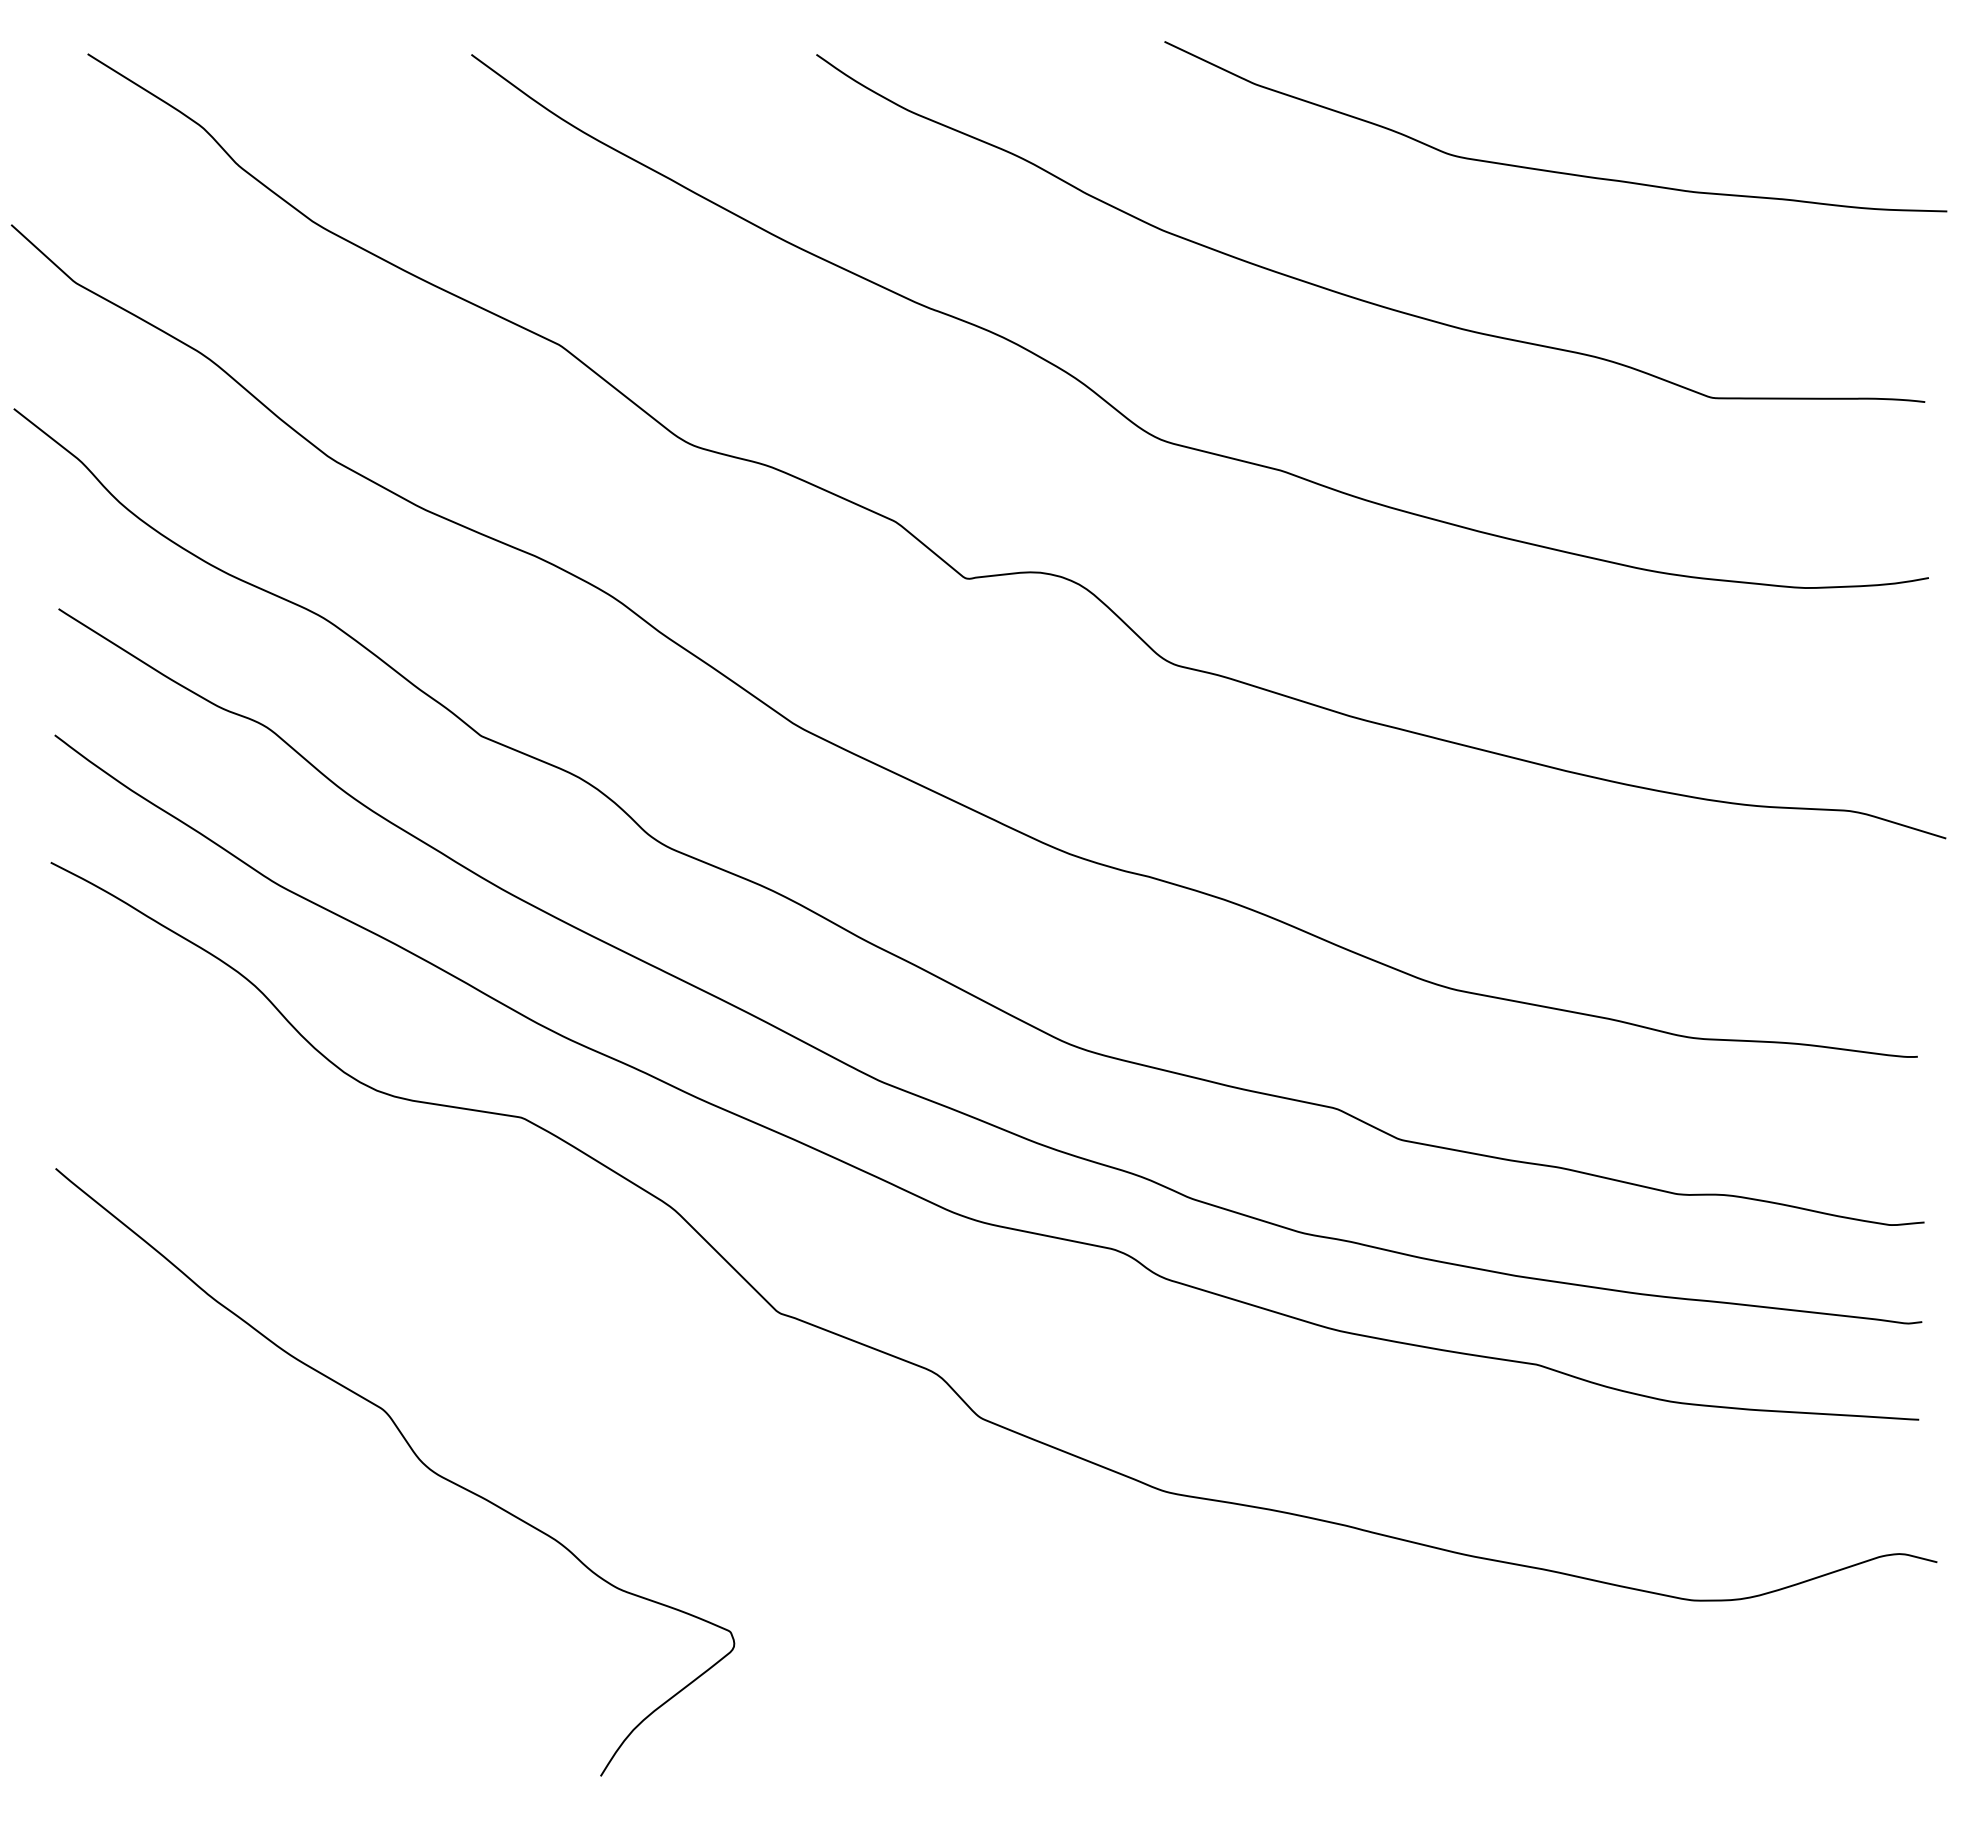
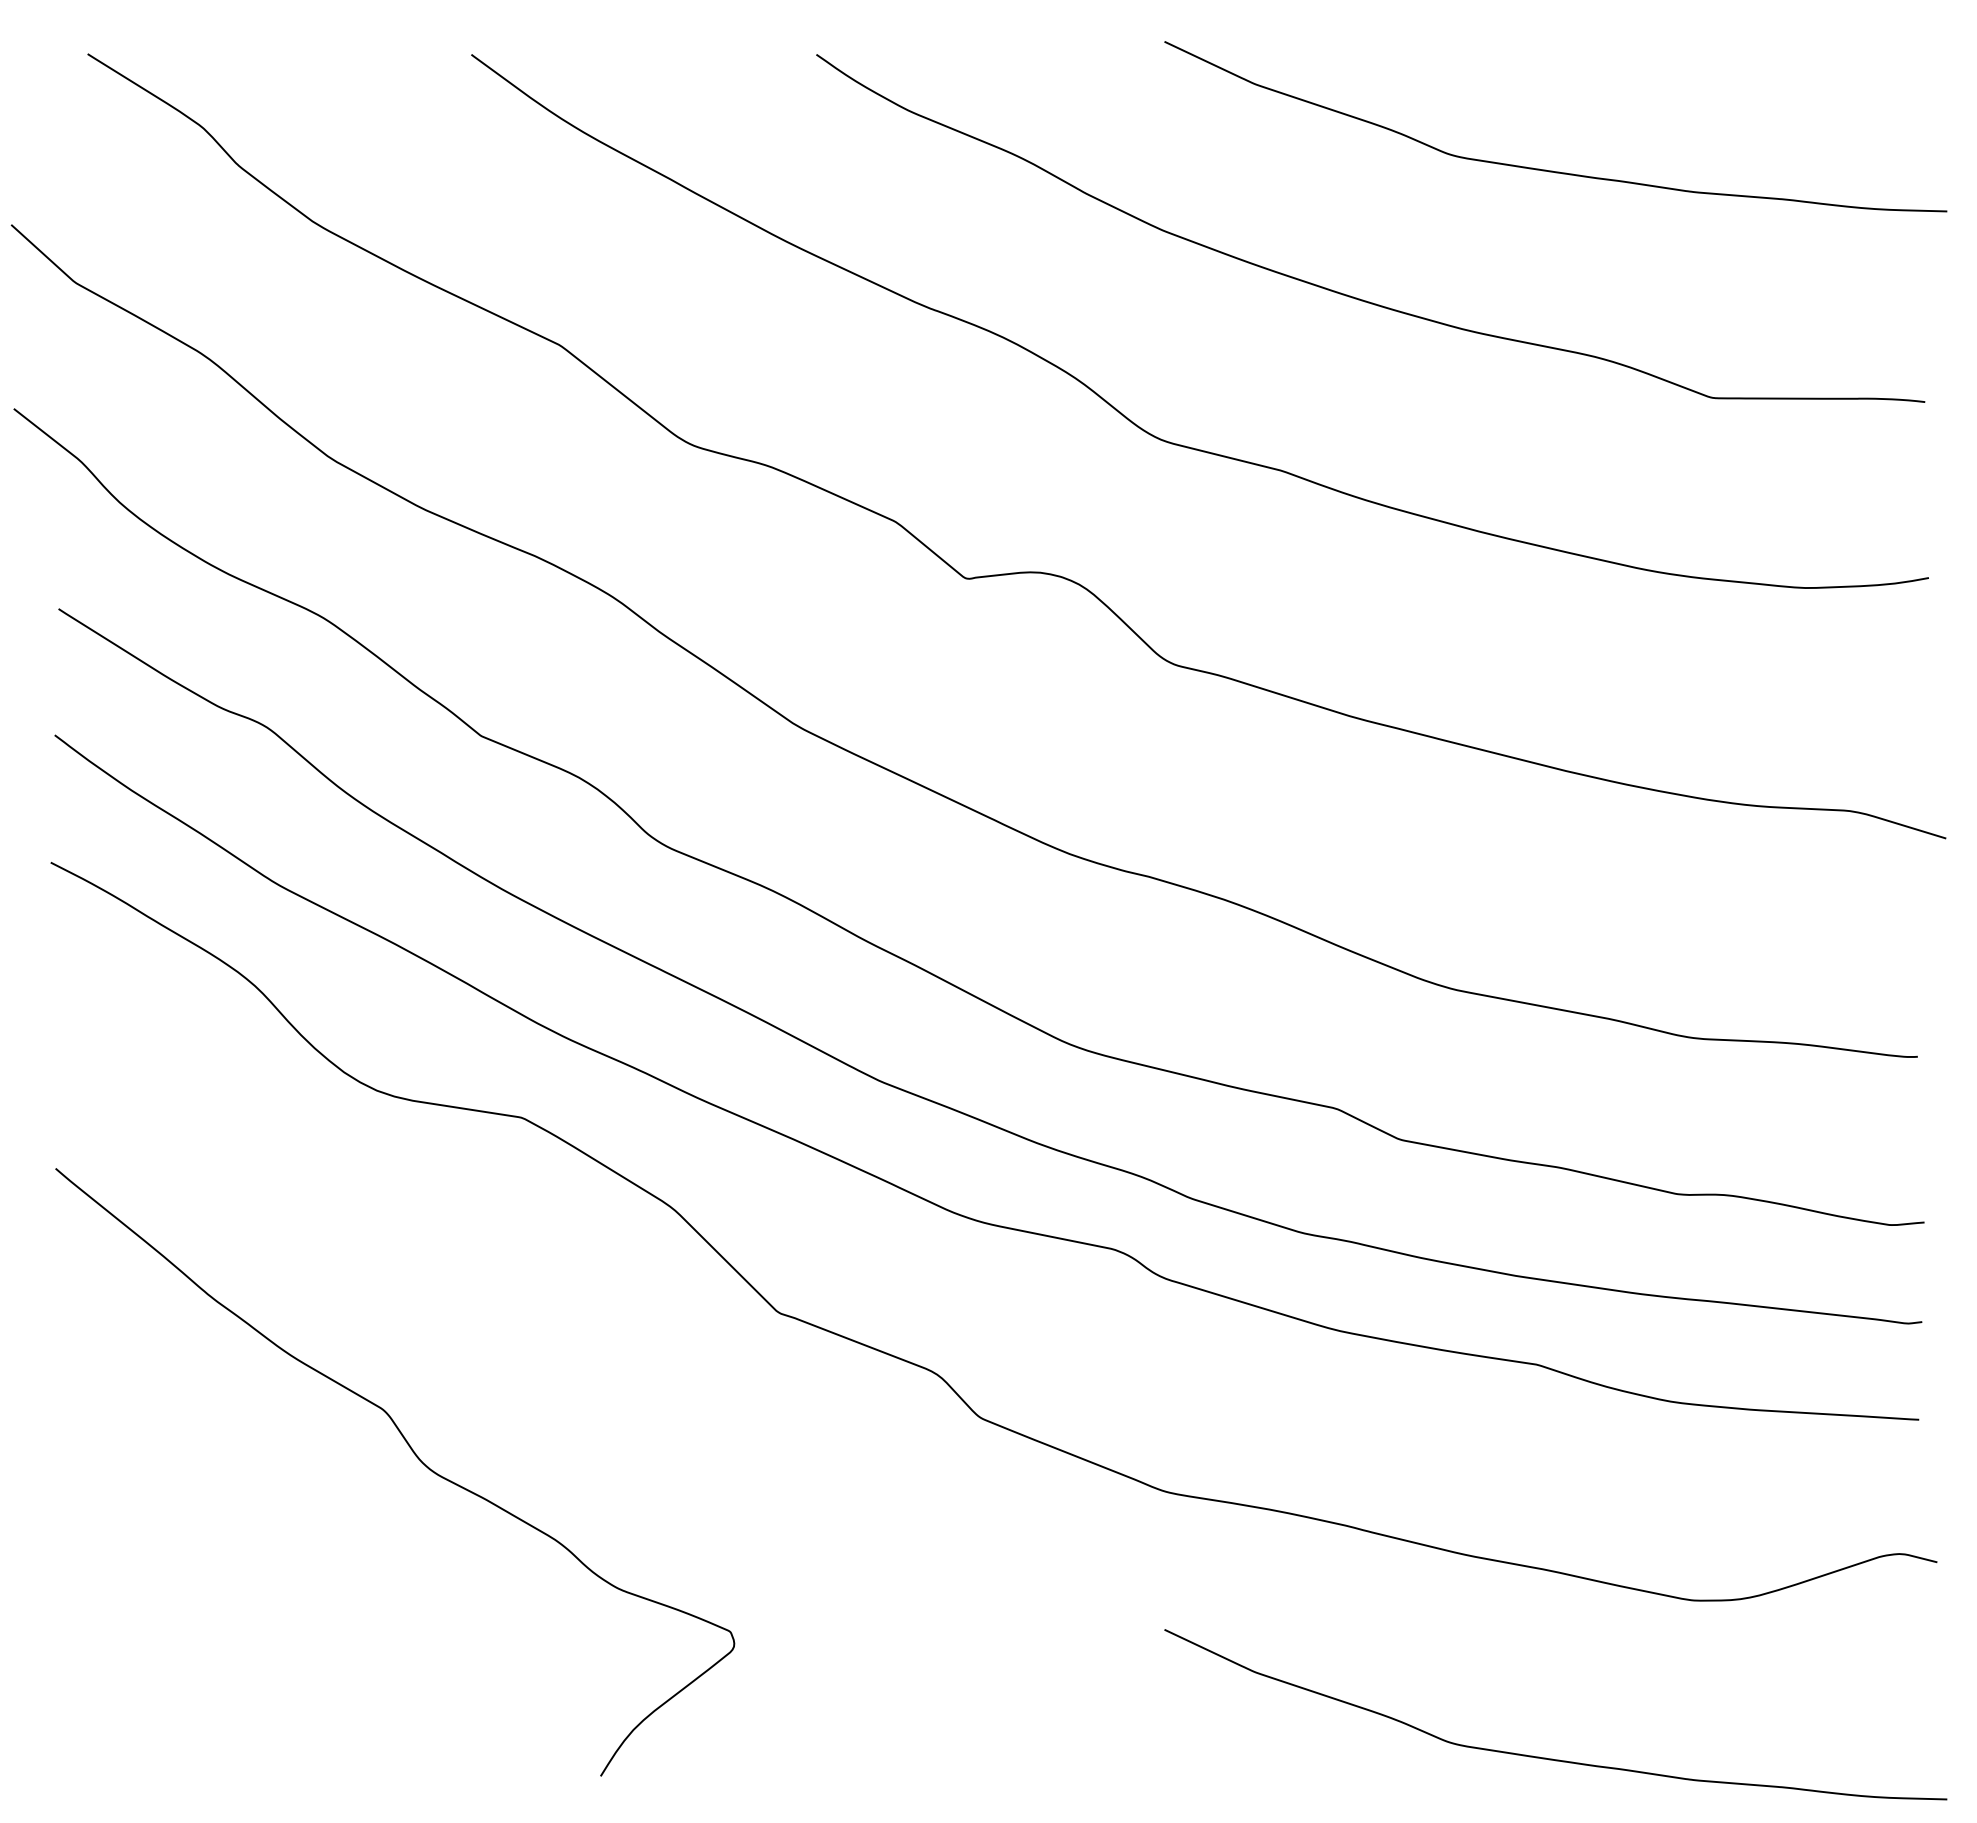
curve: none -> present (1546, 1757)
